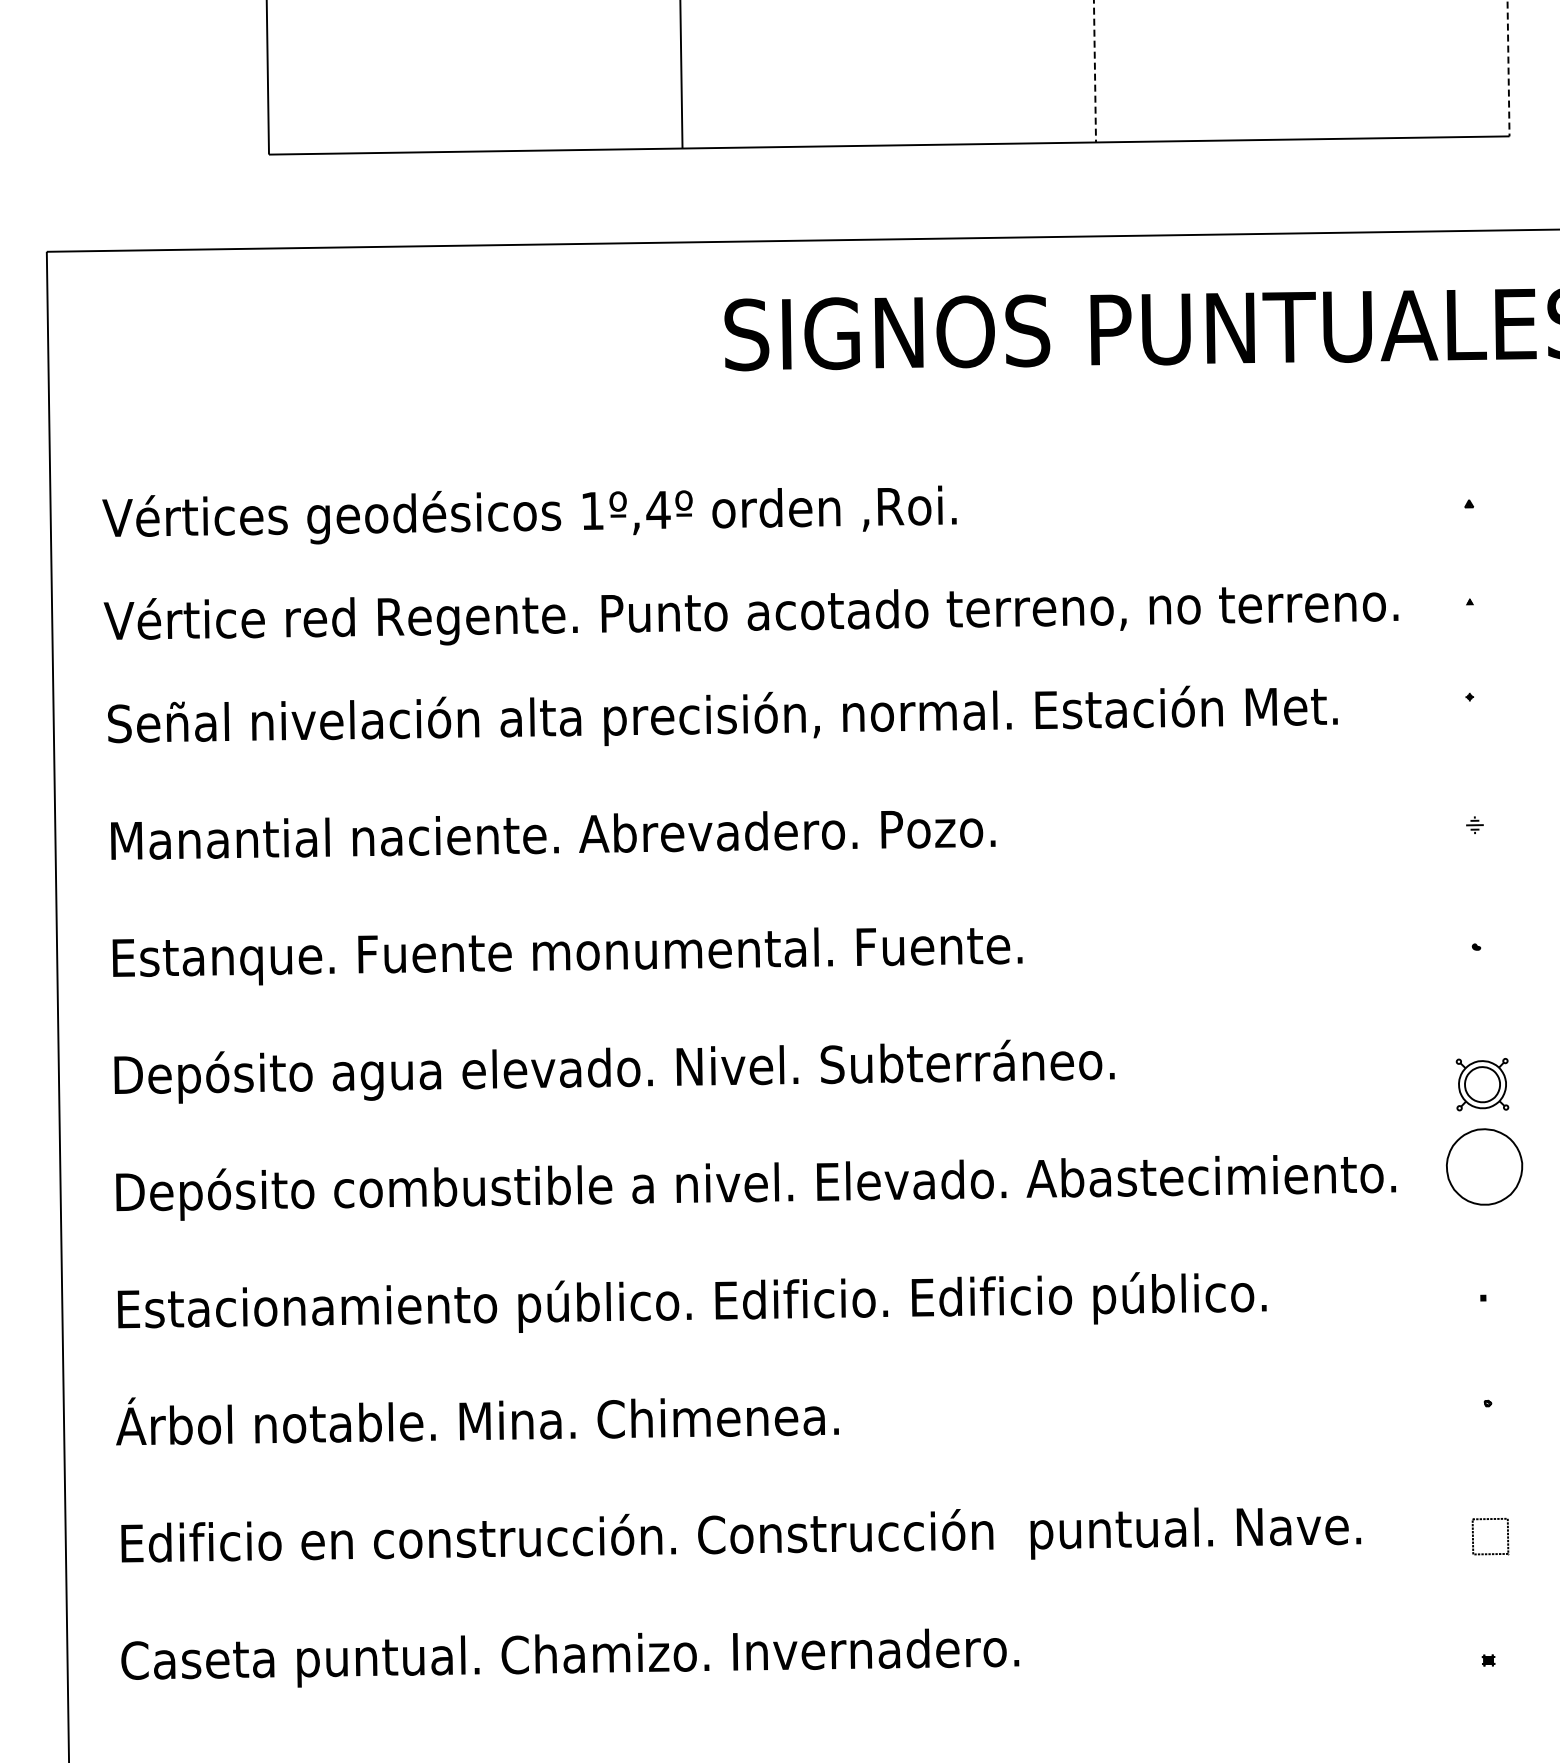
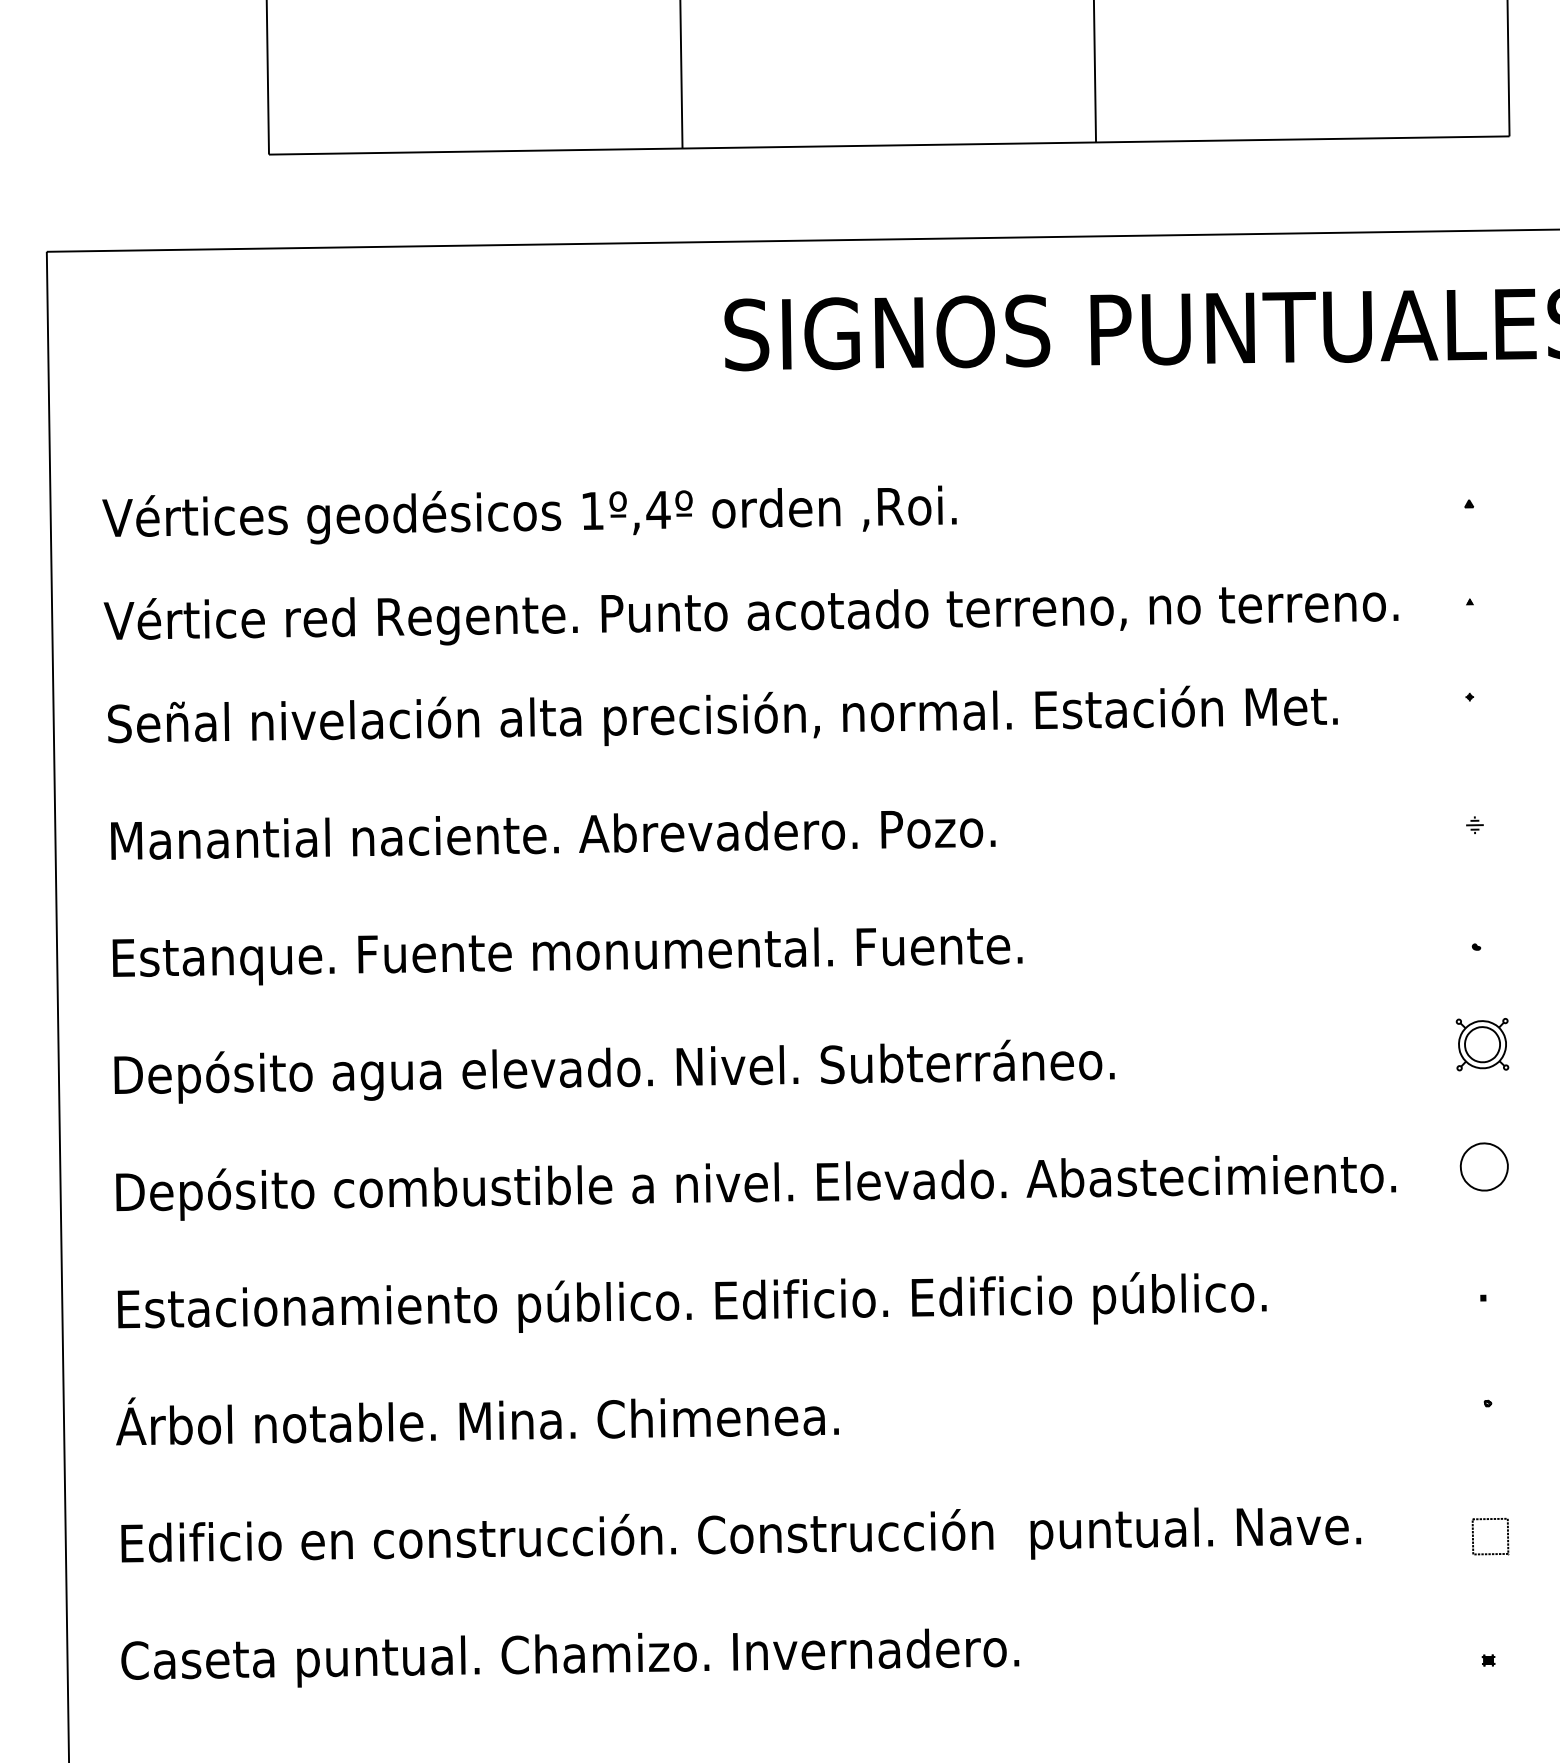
line: dashed -> solid (1508, 68)
line: dashed -> solid (1094, 71)
part position: (1482, 1084) -> (1482, 1044) (1482, 1044)
part size: 78x78 px -> 50x50 px (1483, 1166)
